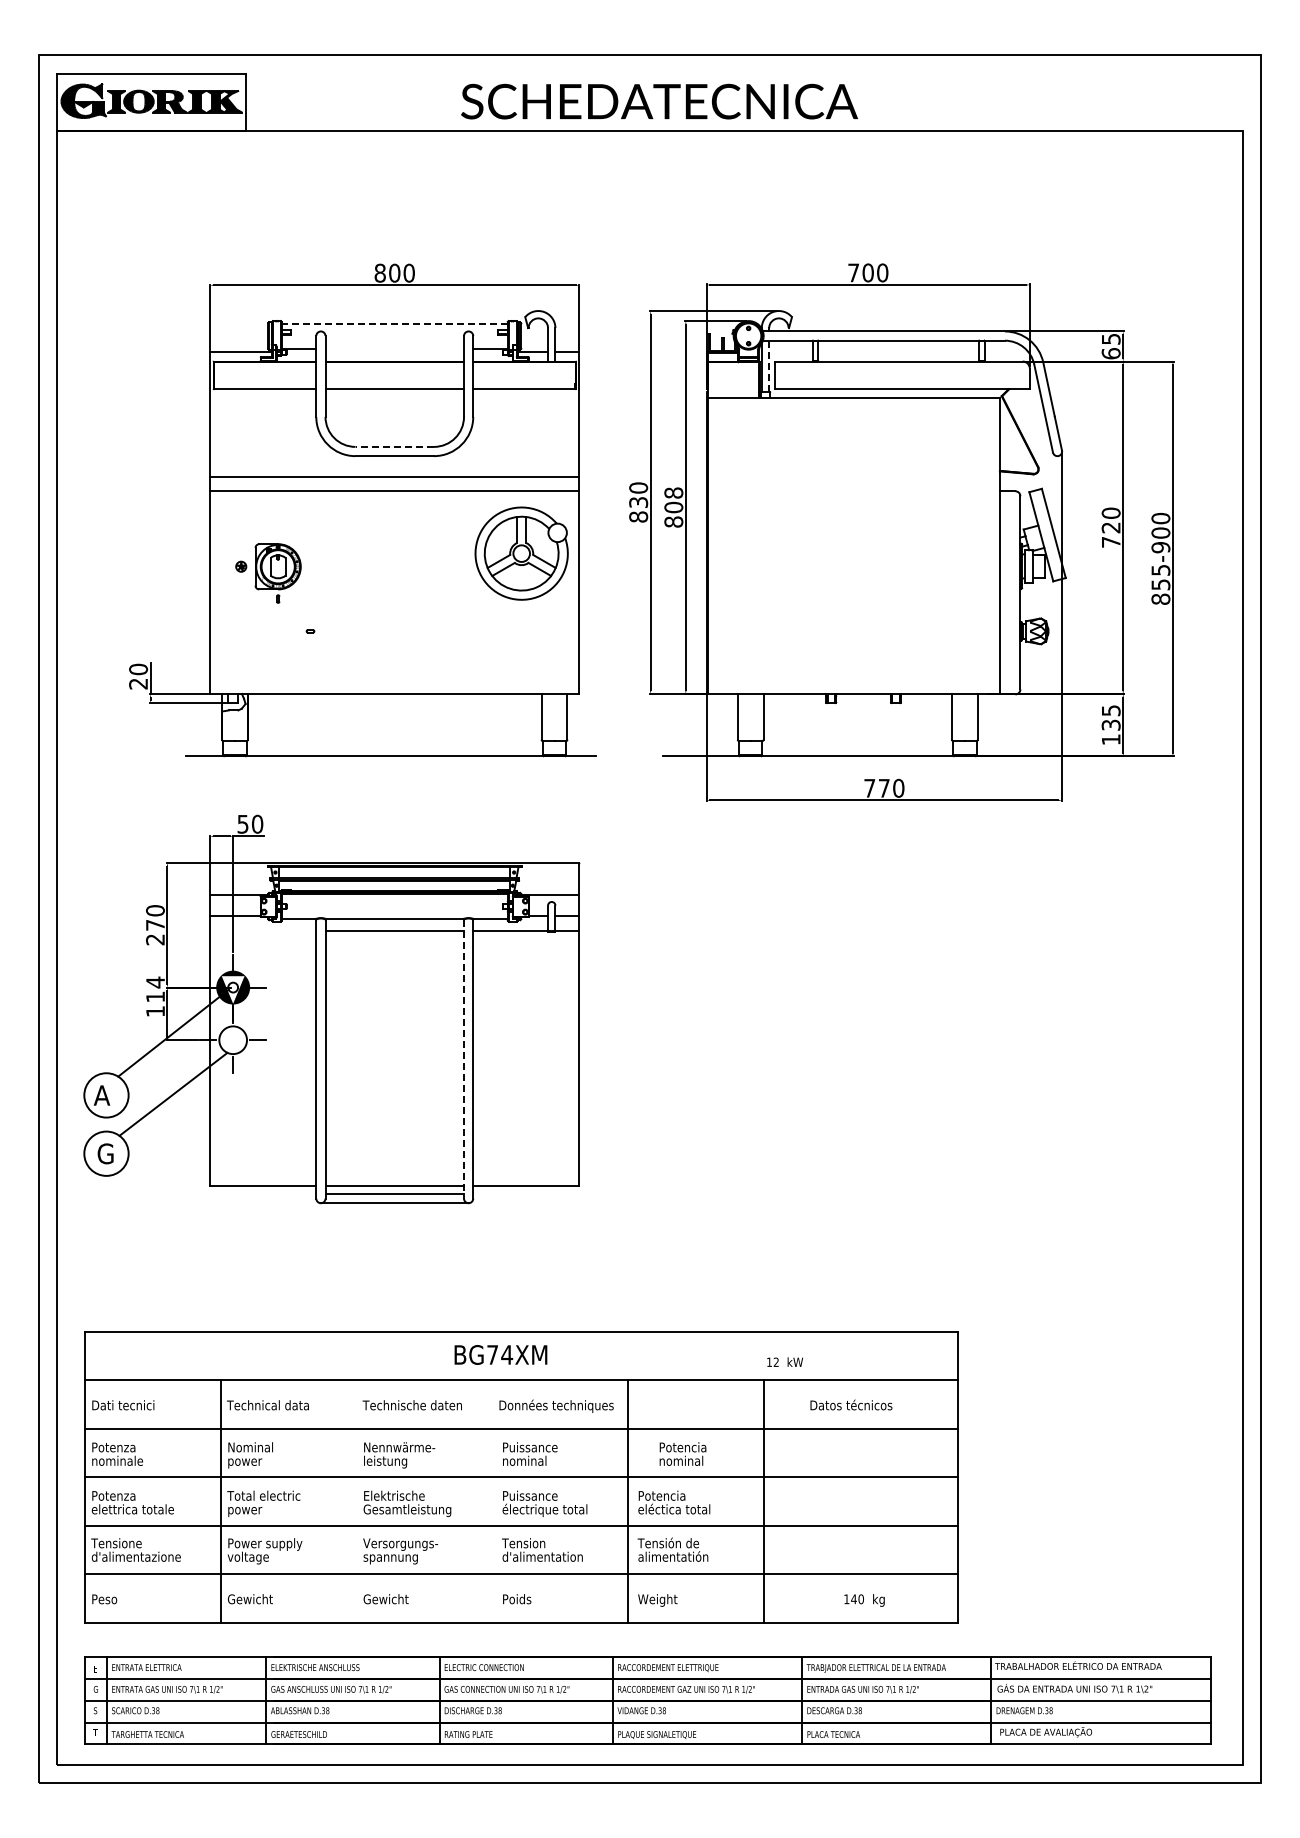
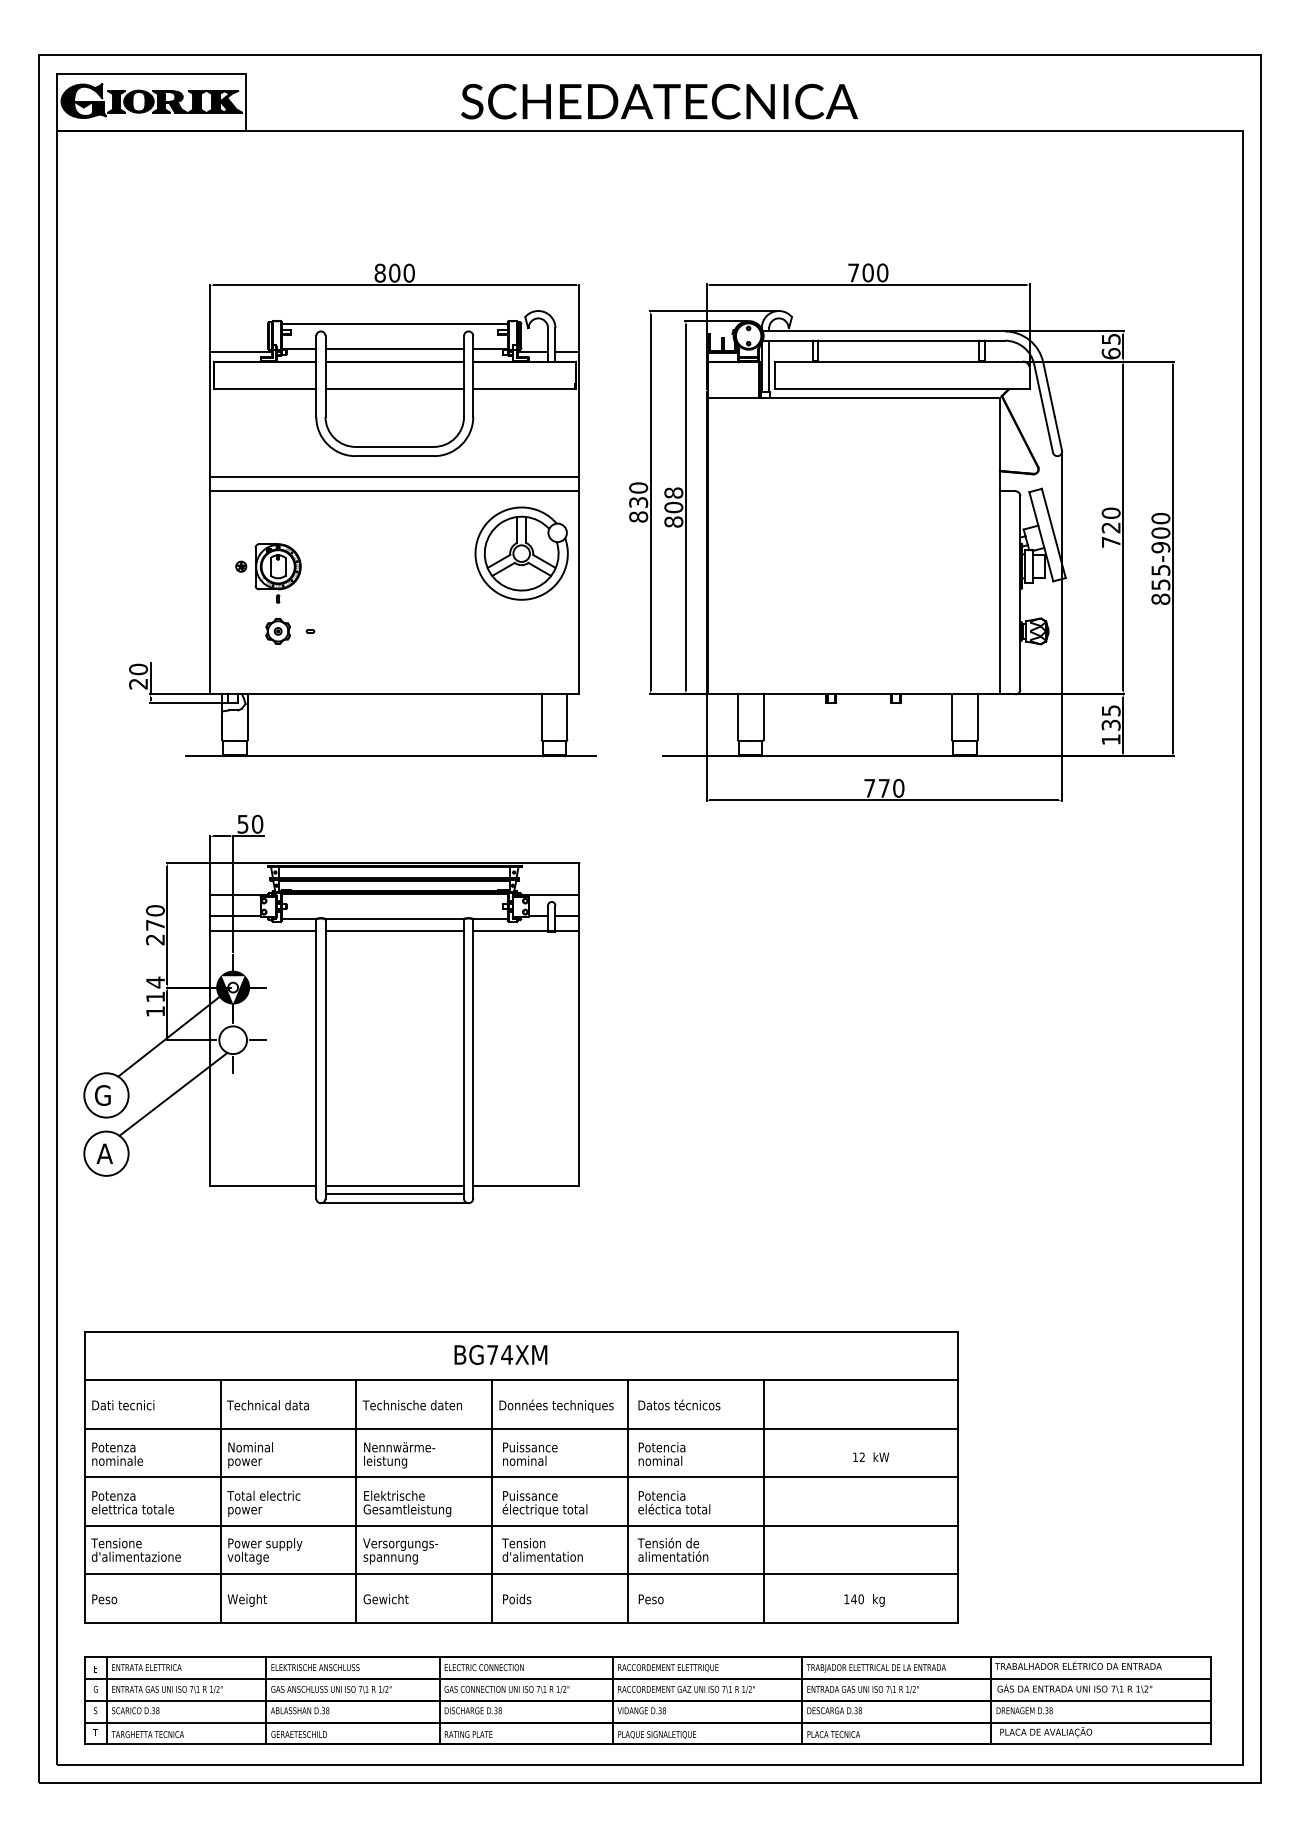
line: dashed -> solid (394, 323)
line: none -> present (394, 348)
line: dashed -> solid (769, 366)
line: dashed -> solid (394, 446)
part: none -> present (277, 630)
line: none -> present (263, 931)
line: dashed -> solid (464, 1059)
text: A -> G (101, 1095)
text: G -> A (104, 1153)
text position: (784, 1361) -> (870, 1456) (870, 1456)
text position: (851, 1404) -> (679, 1404) (679, 1404)
text position: (682, 1453) -> (661, 1453) (661, 1453)
line: none -> present (356, 1501)
line: none -> present (492, 1501)
text: Gewicht -> Weight (249, 1600)
text: Weight -> Peso (657, 1600)
